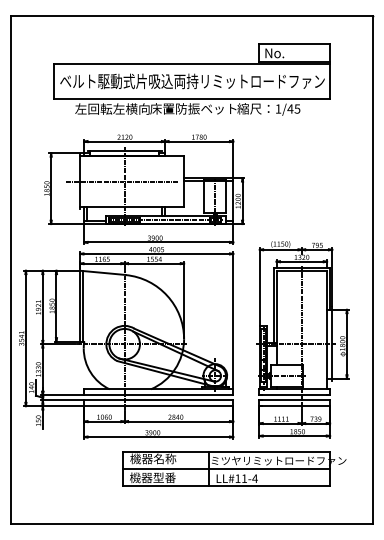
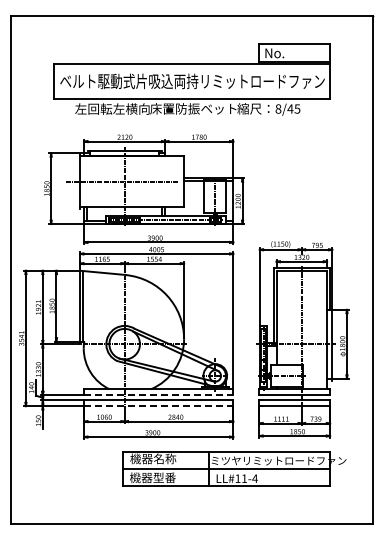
text: 1/45 -> 8/45 (278, 108)
line: solid -> dashed (158, 395)
line: solid -> dashed (158, 406)
